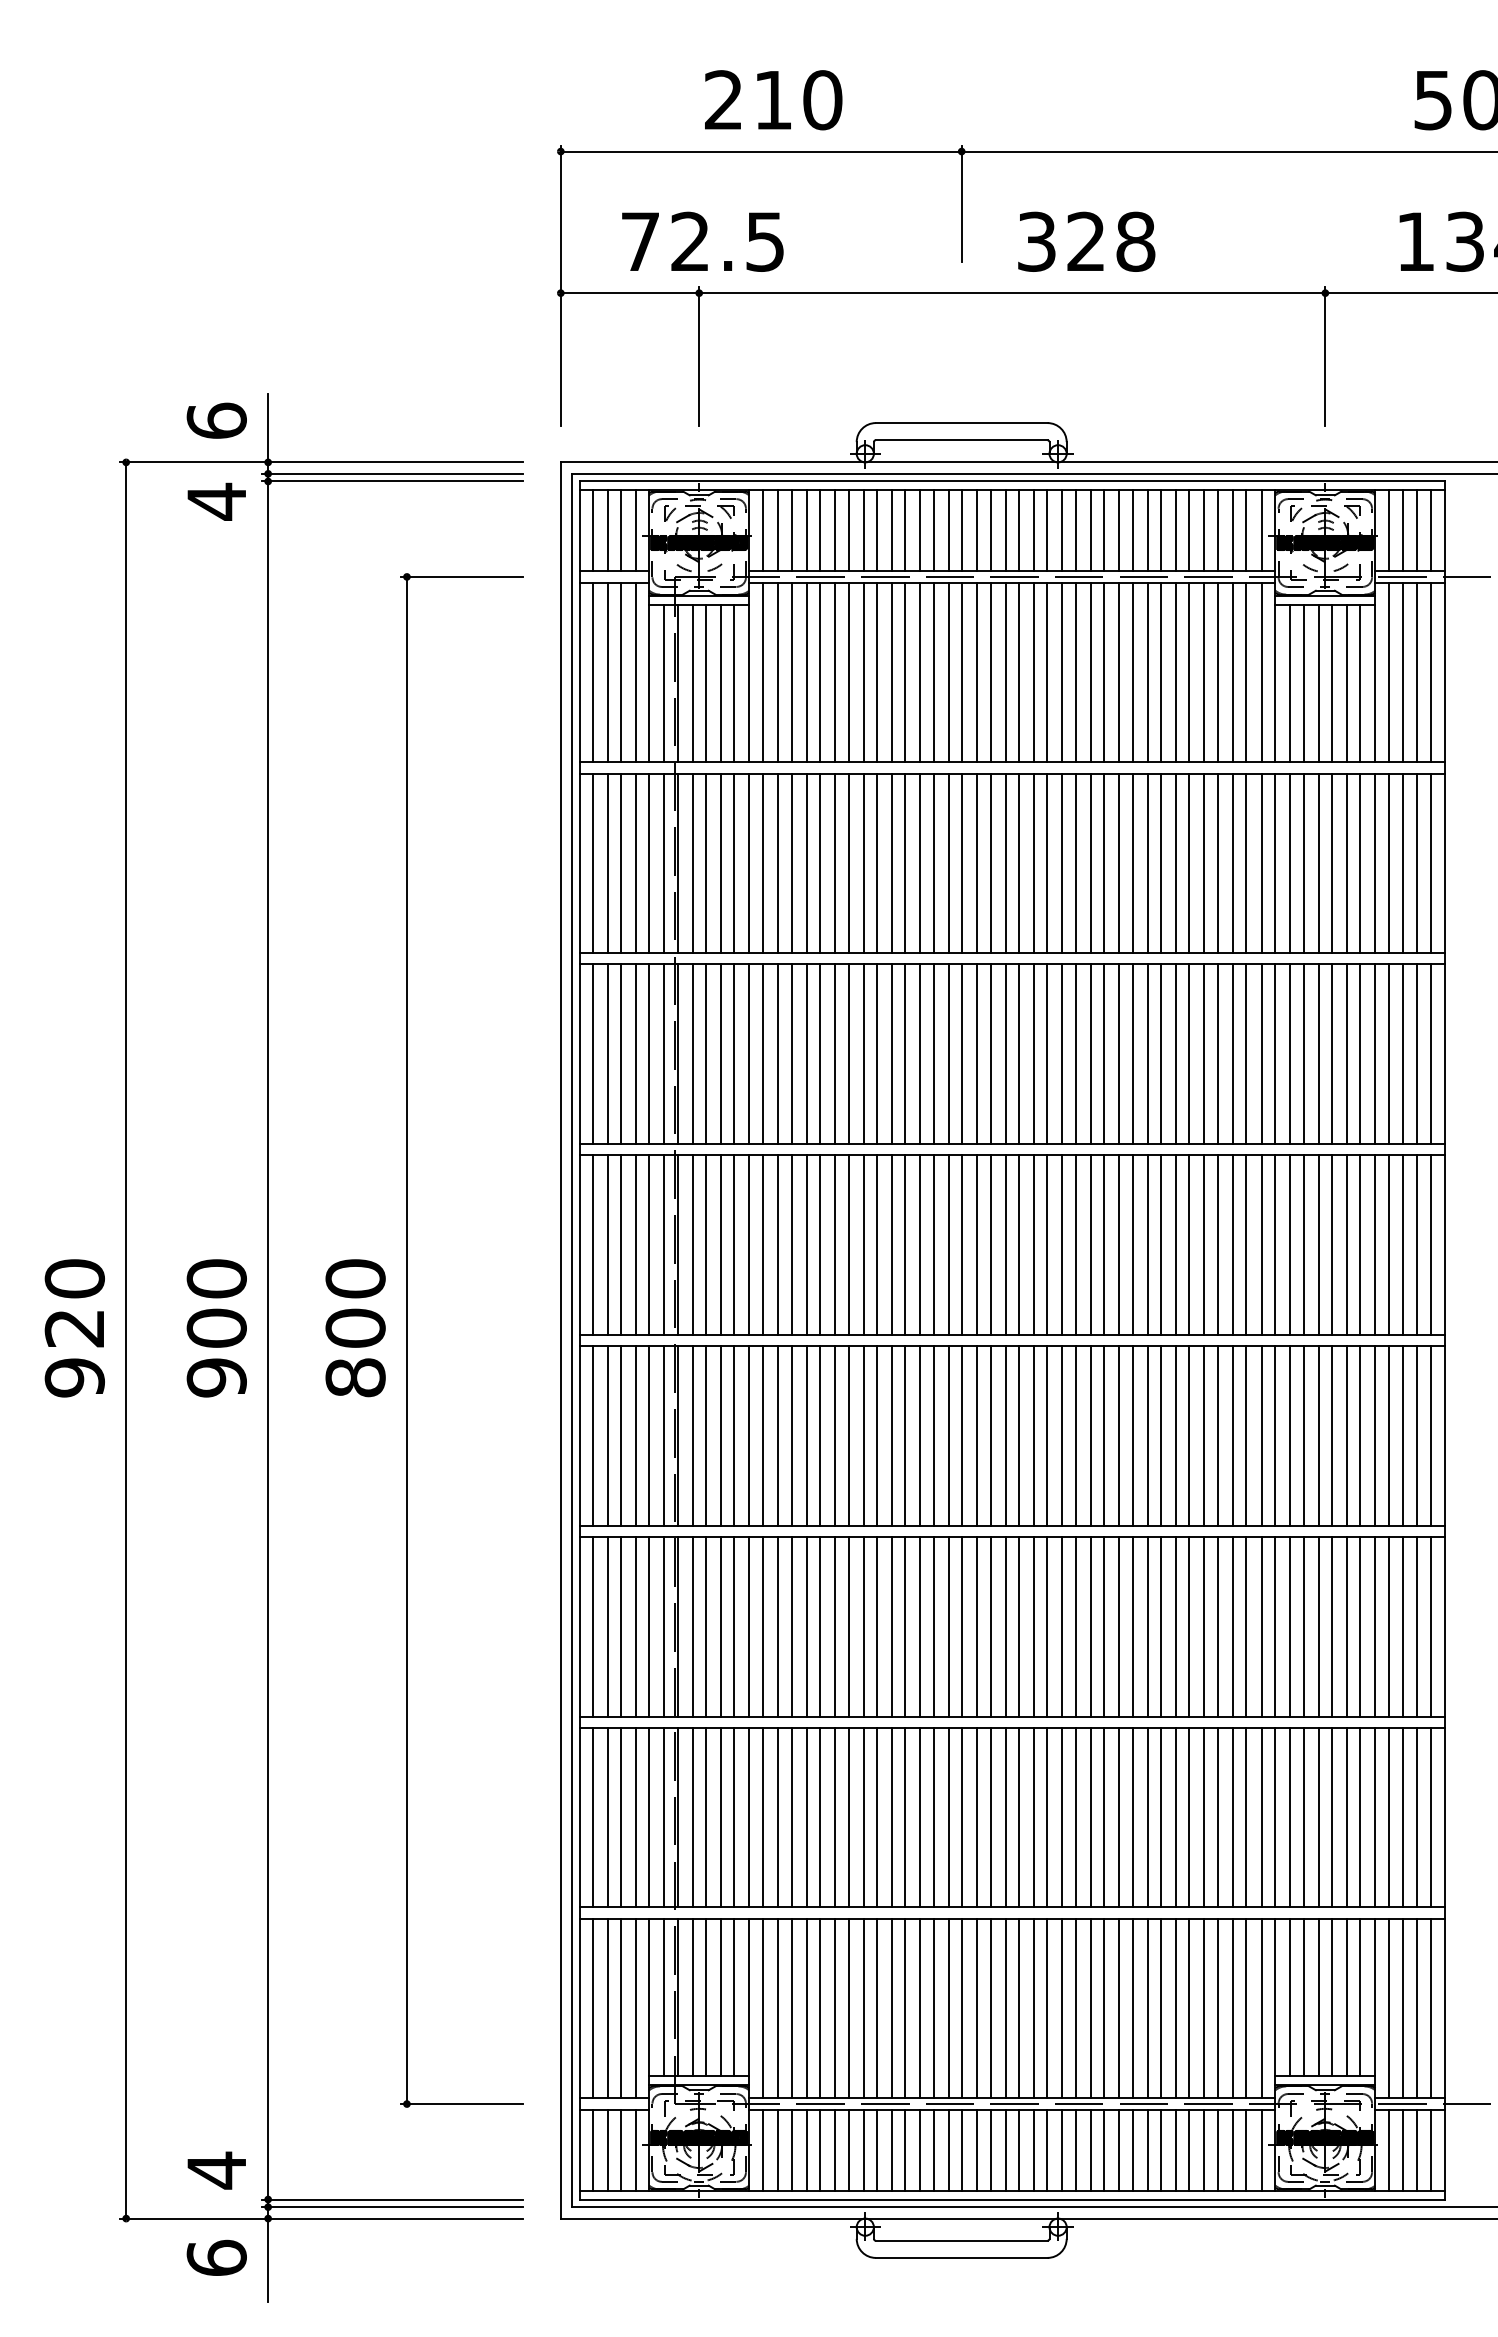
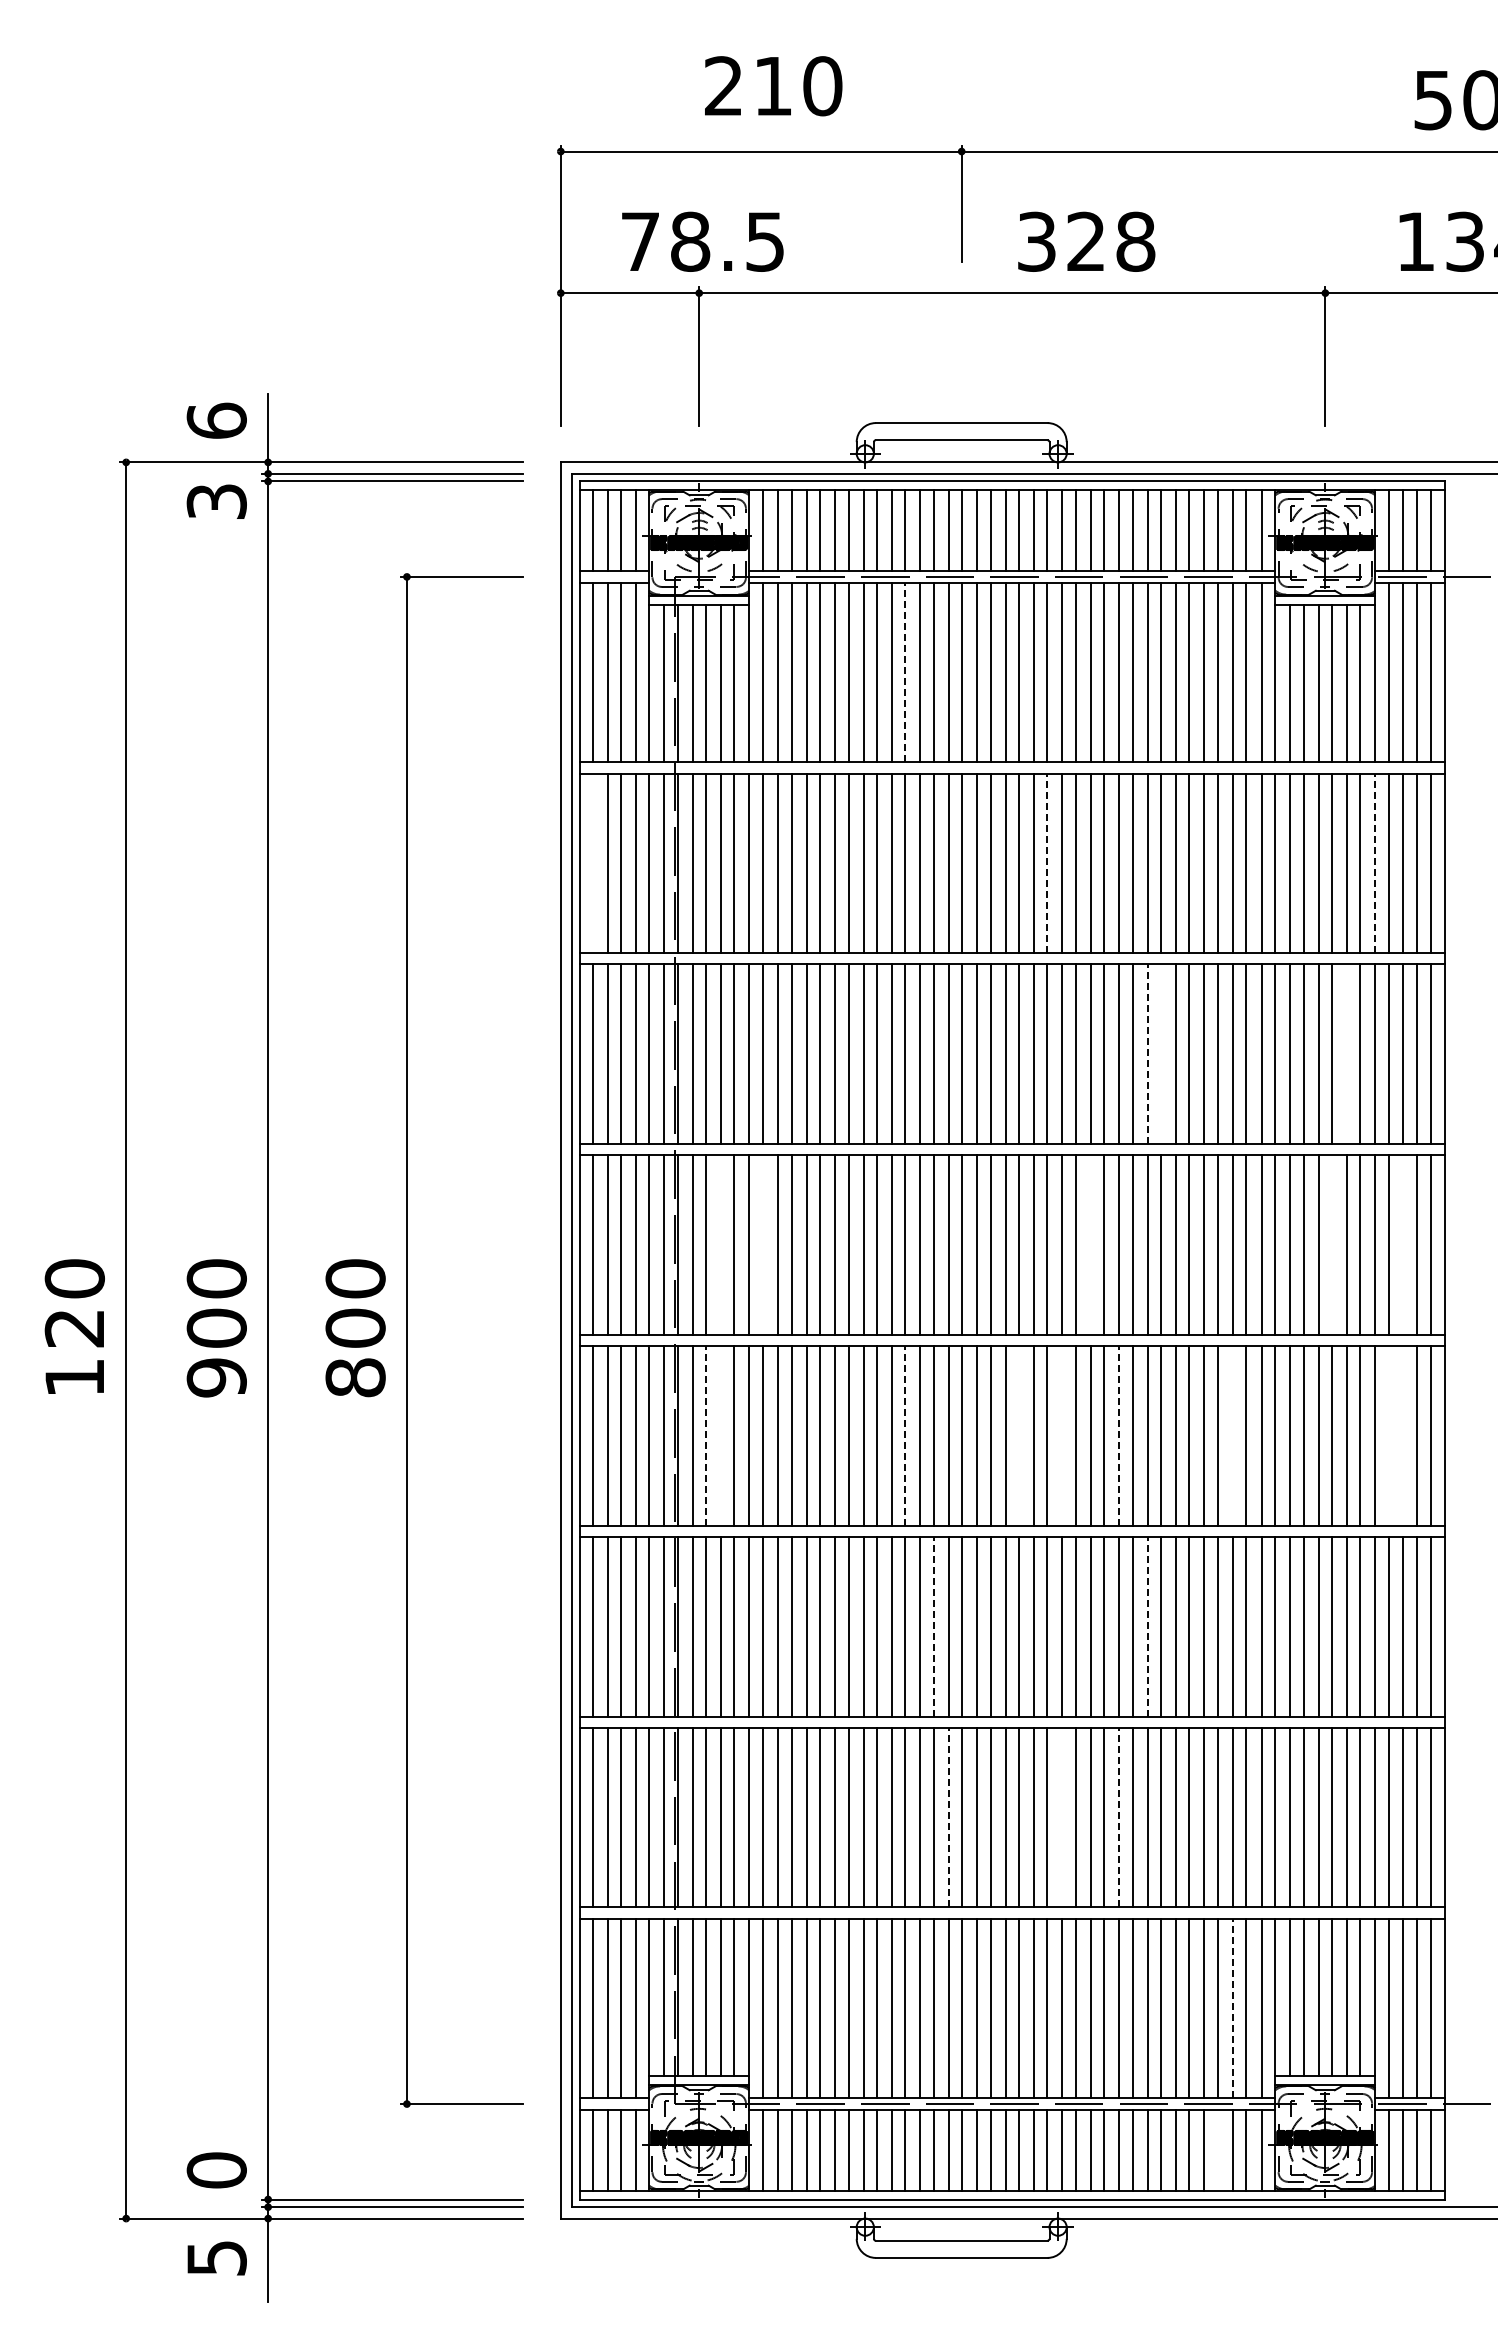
text position: (773, 100) -> (773, 86) (773, 86)
text: 72.5 -> 78.5 (690, 241)
text: 4 -> 3 (216, 501)
line: solid -> dashed (905, 672)
line: present -> none (593, 862)
line: solid -> dashed (1047, 863)
line: solid -> dashed (1375, 863)
line: present -> none (1160, 1053)
line: present -> none (1347, 1053)
line: solid -> dashed (1147, 1054)
line: present -> none (720, 1244)
line: present -> none (762, 1244)
line: present -> none (1090, 1244)
line: present -> none (1332, 1244)
line: present -> none (1403, 1244)
text: 920 -> 120 (74, 1377)
line: solid -> dashed (705, 1435)
line: present -> none (720, 1435)
line: solid -> dashed (905, 1435)
line: present -> none (1018, 1435)
line: present -> none (1062, 1435)
line: solid -> dashed (1119, 1435)
line: present -> none (1232, 1435)
line: present -> none (1388, 1435)
line: present -> none (1403, 1435)
line: solid -> dashed (933, 1626)
line: solid -> dashed (1147, 1626)
line: solid -> dashed (948, 1817)
line: present -> none (1062, 1817)
line: solid -> dashed (1119, 1817)
line: solid -> dashed (1232, 2008)
line: present -> none (1217, 2149)
text: 4 -> 0 (216, 2170)
text: 6 -> 5 (216, 2257)
